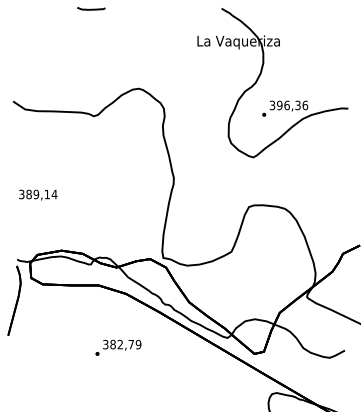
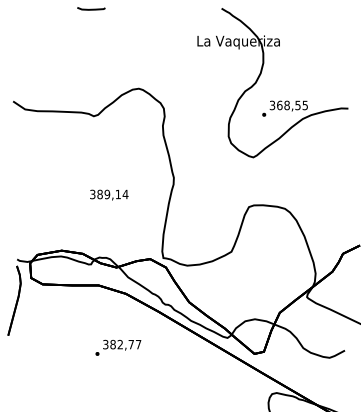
text: 396,36 -> 368,55 (292, 105)
text position: (38, 194) -> (109, 194) (109, 194)
text: 382,79 -> 382,77 (138, 344)
